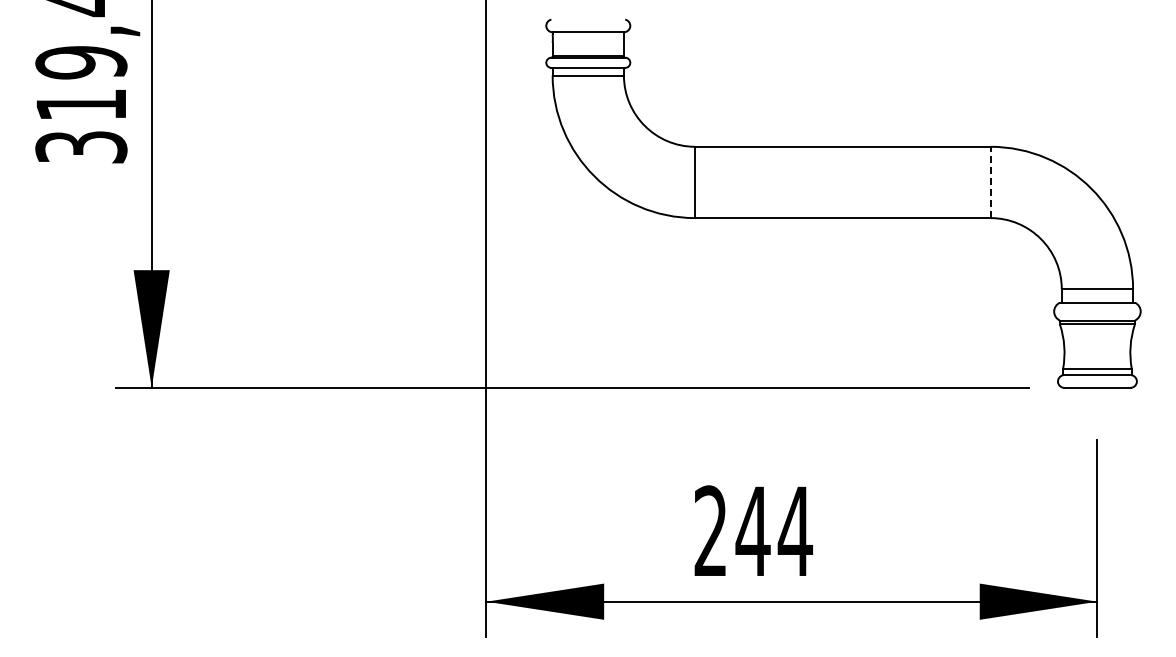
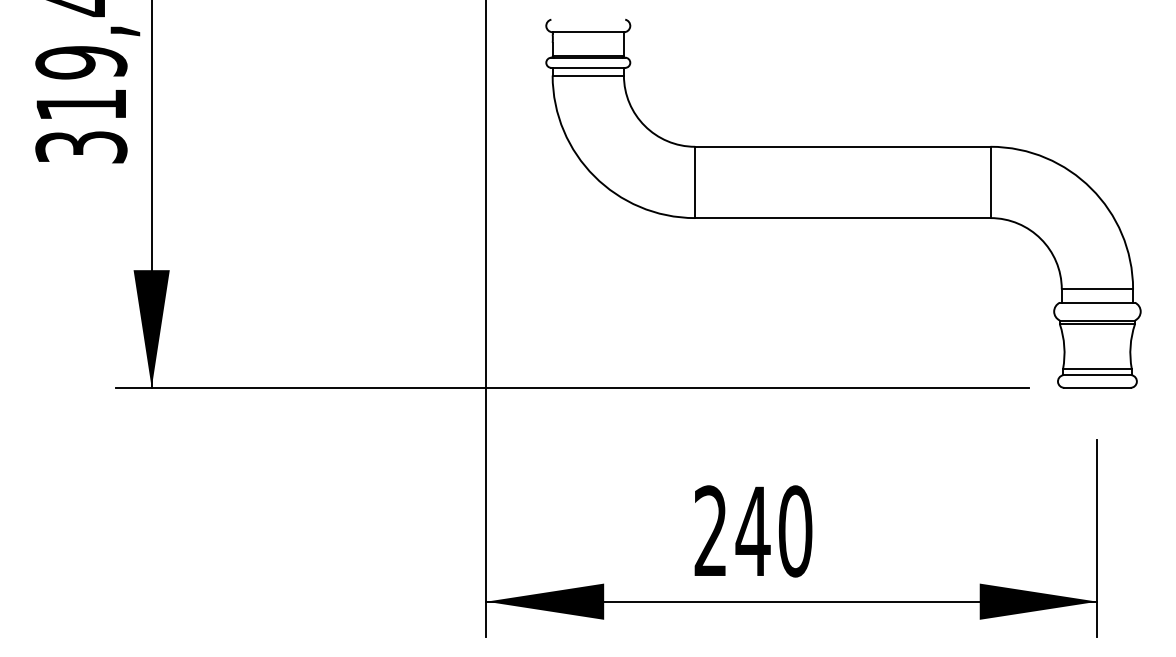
line: dashed -> solid (990, 182)
text: 244 -> 240 (795, 531)
